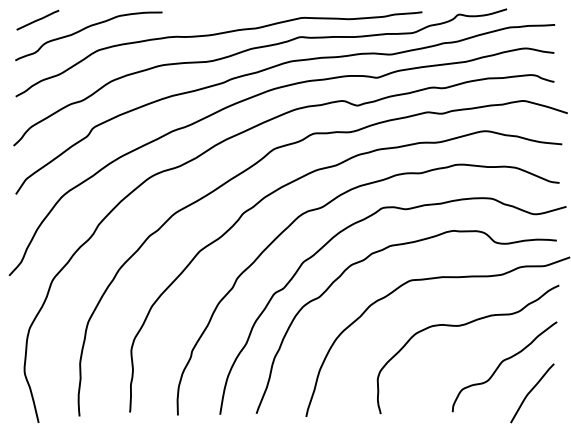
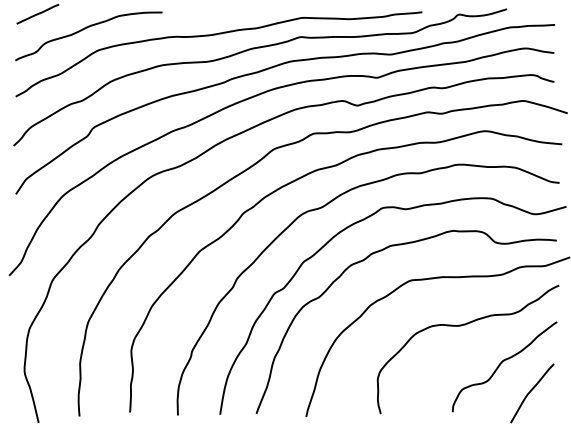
line position: (37, 19) -> (37, 13) (37, 13)
